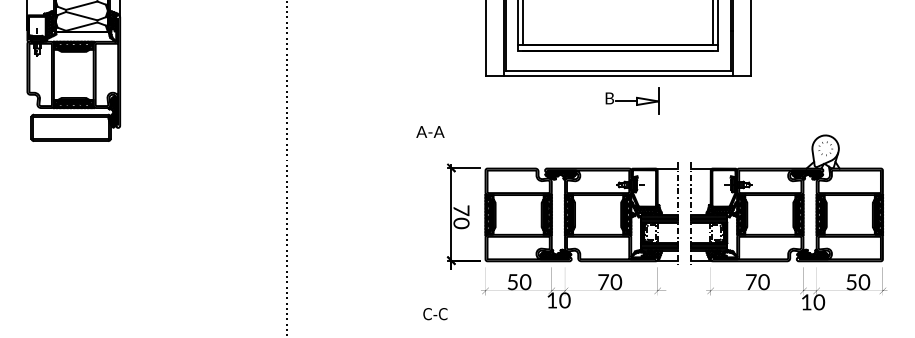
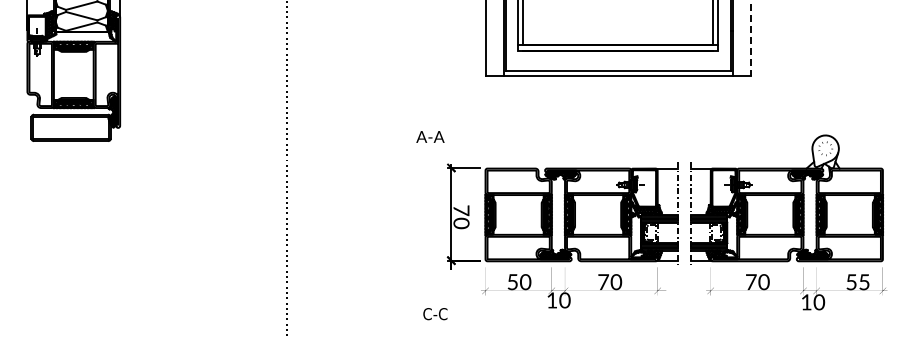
line: solid -> dashed (750, 38)
part: present -> none (632, 100)
text position: (430, 131) -> (430, 136) (430, 136)
text: 50 -> 55 (864, 282)
